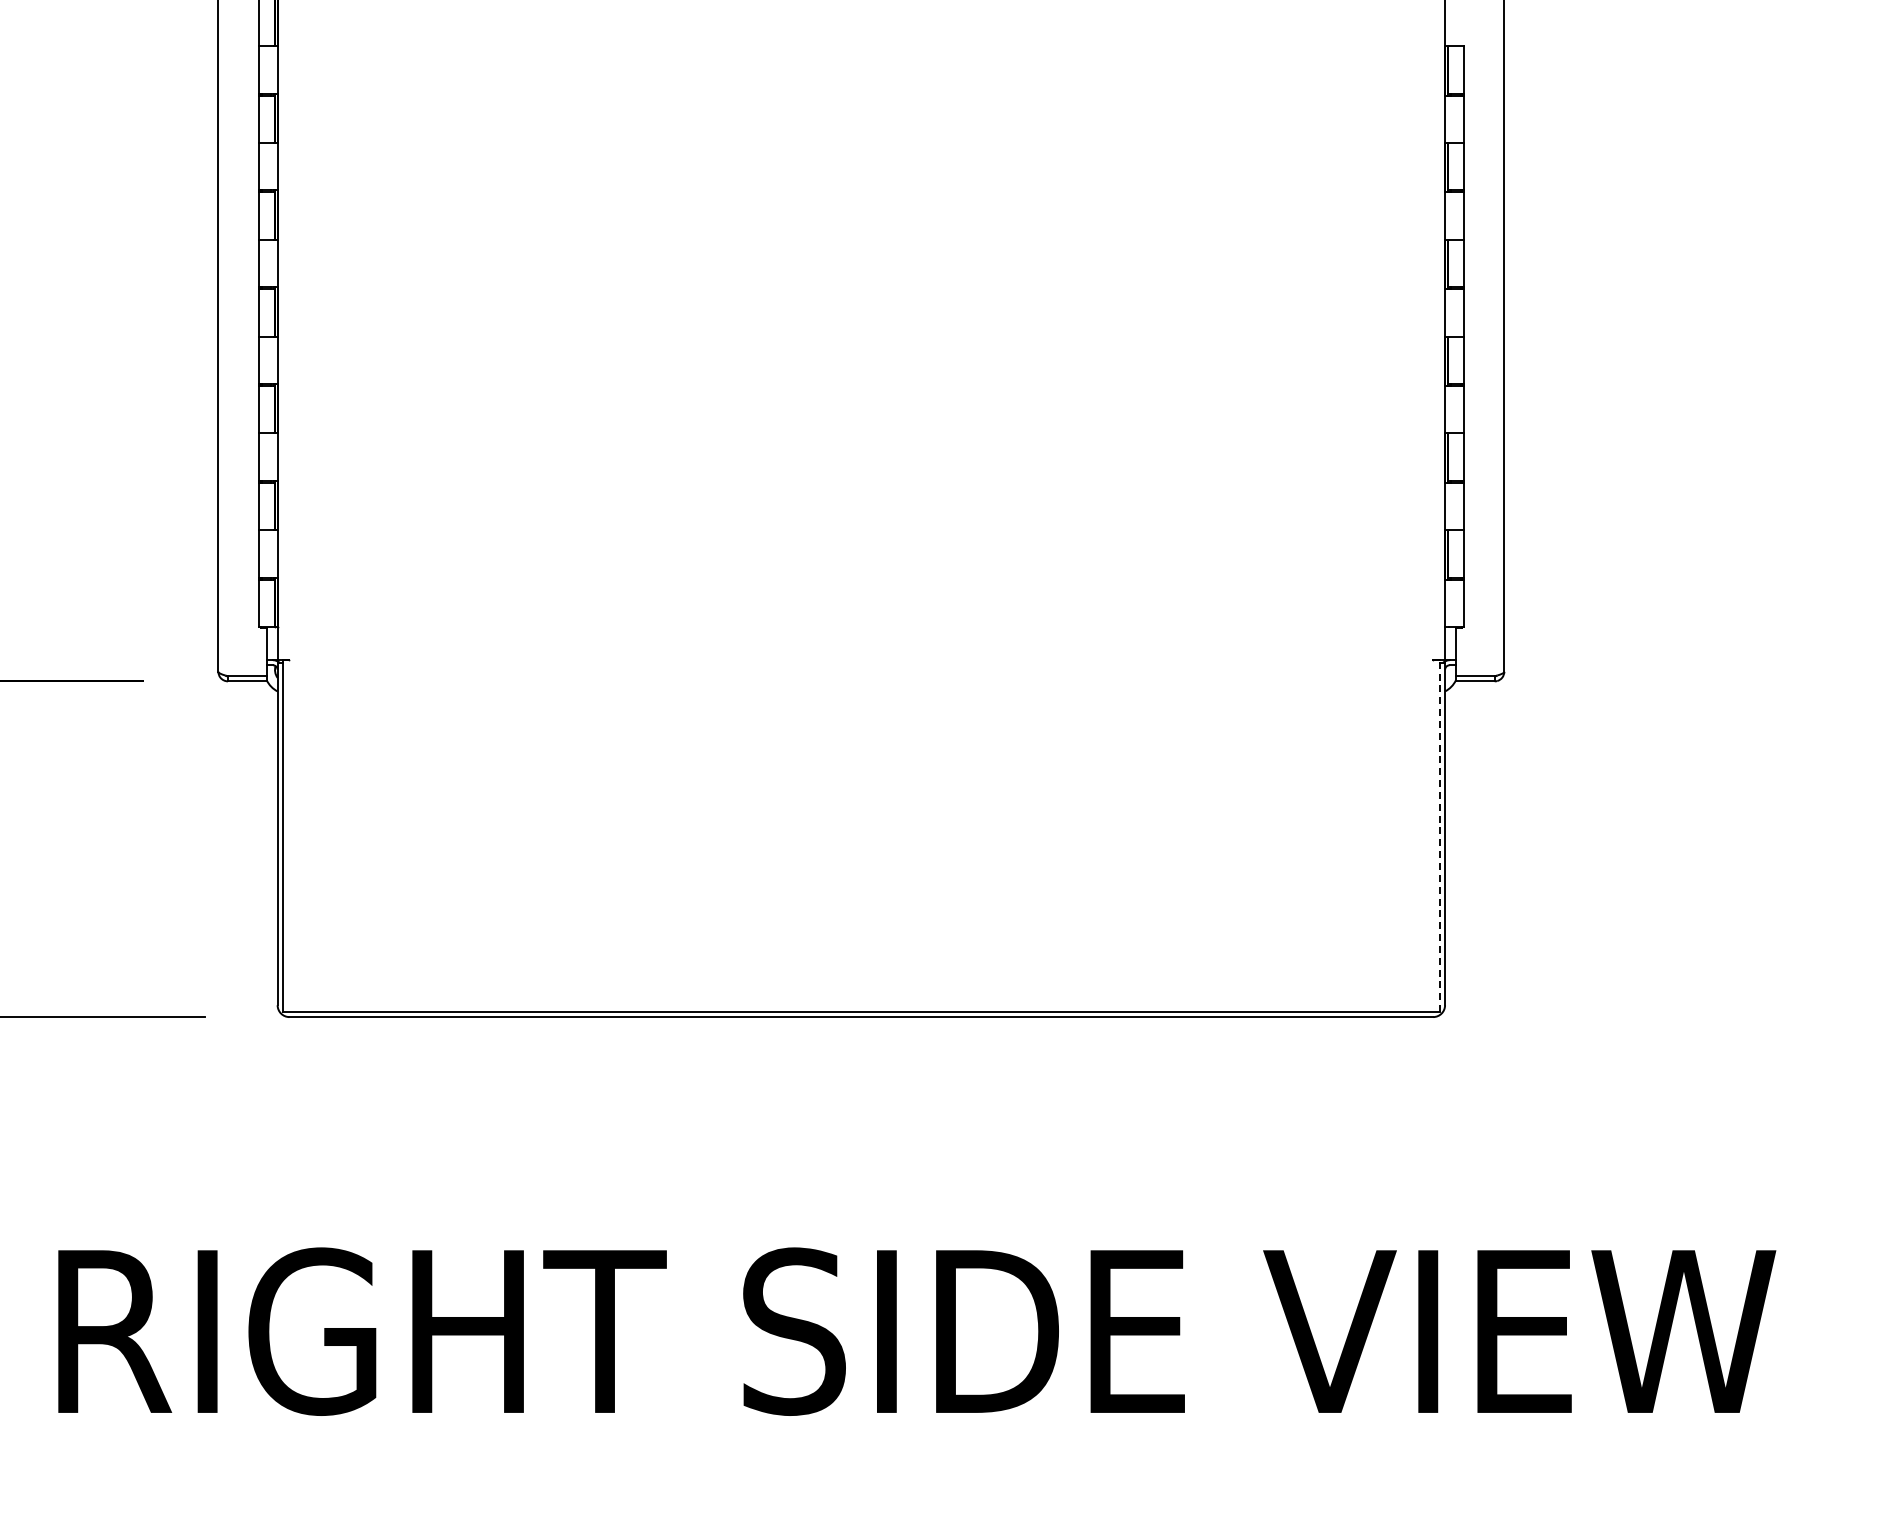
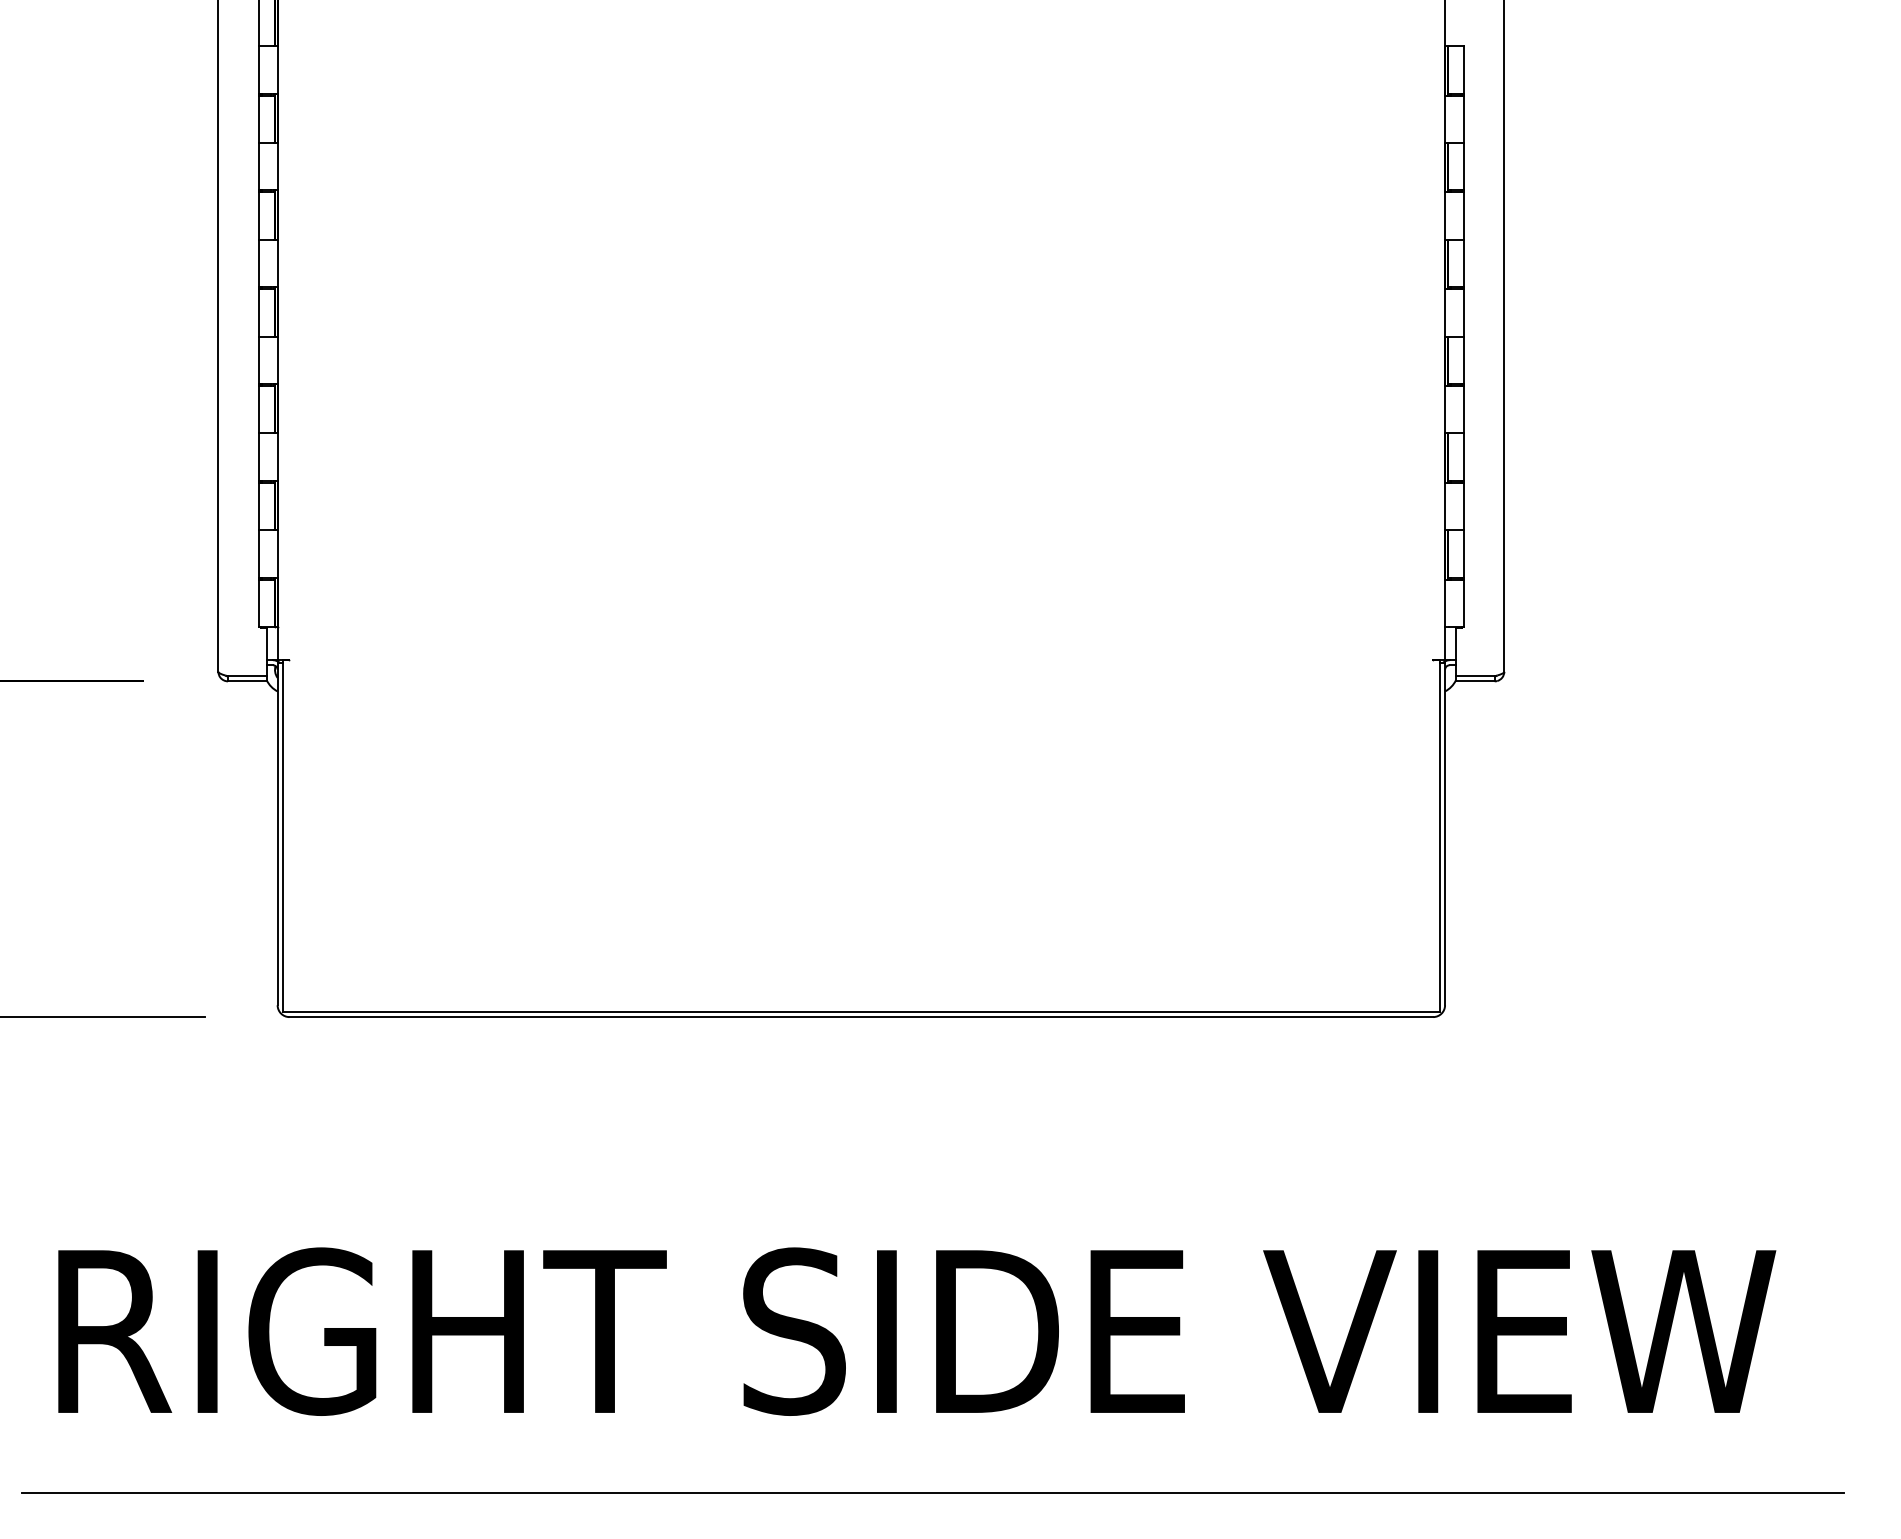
line: dashed -> solid (1440, 836)
line: none -> present (932, 1492)
